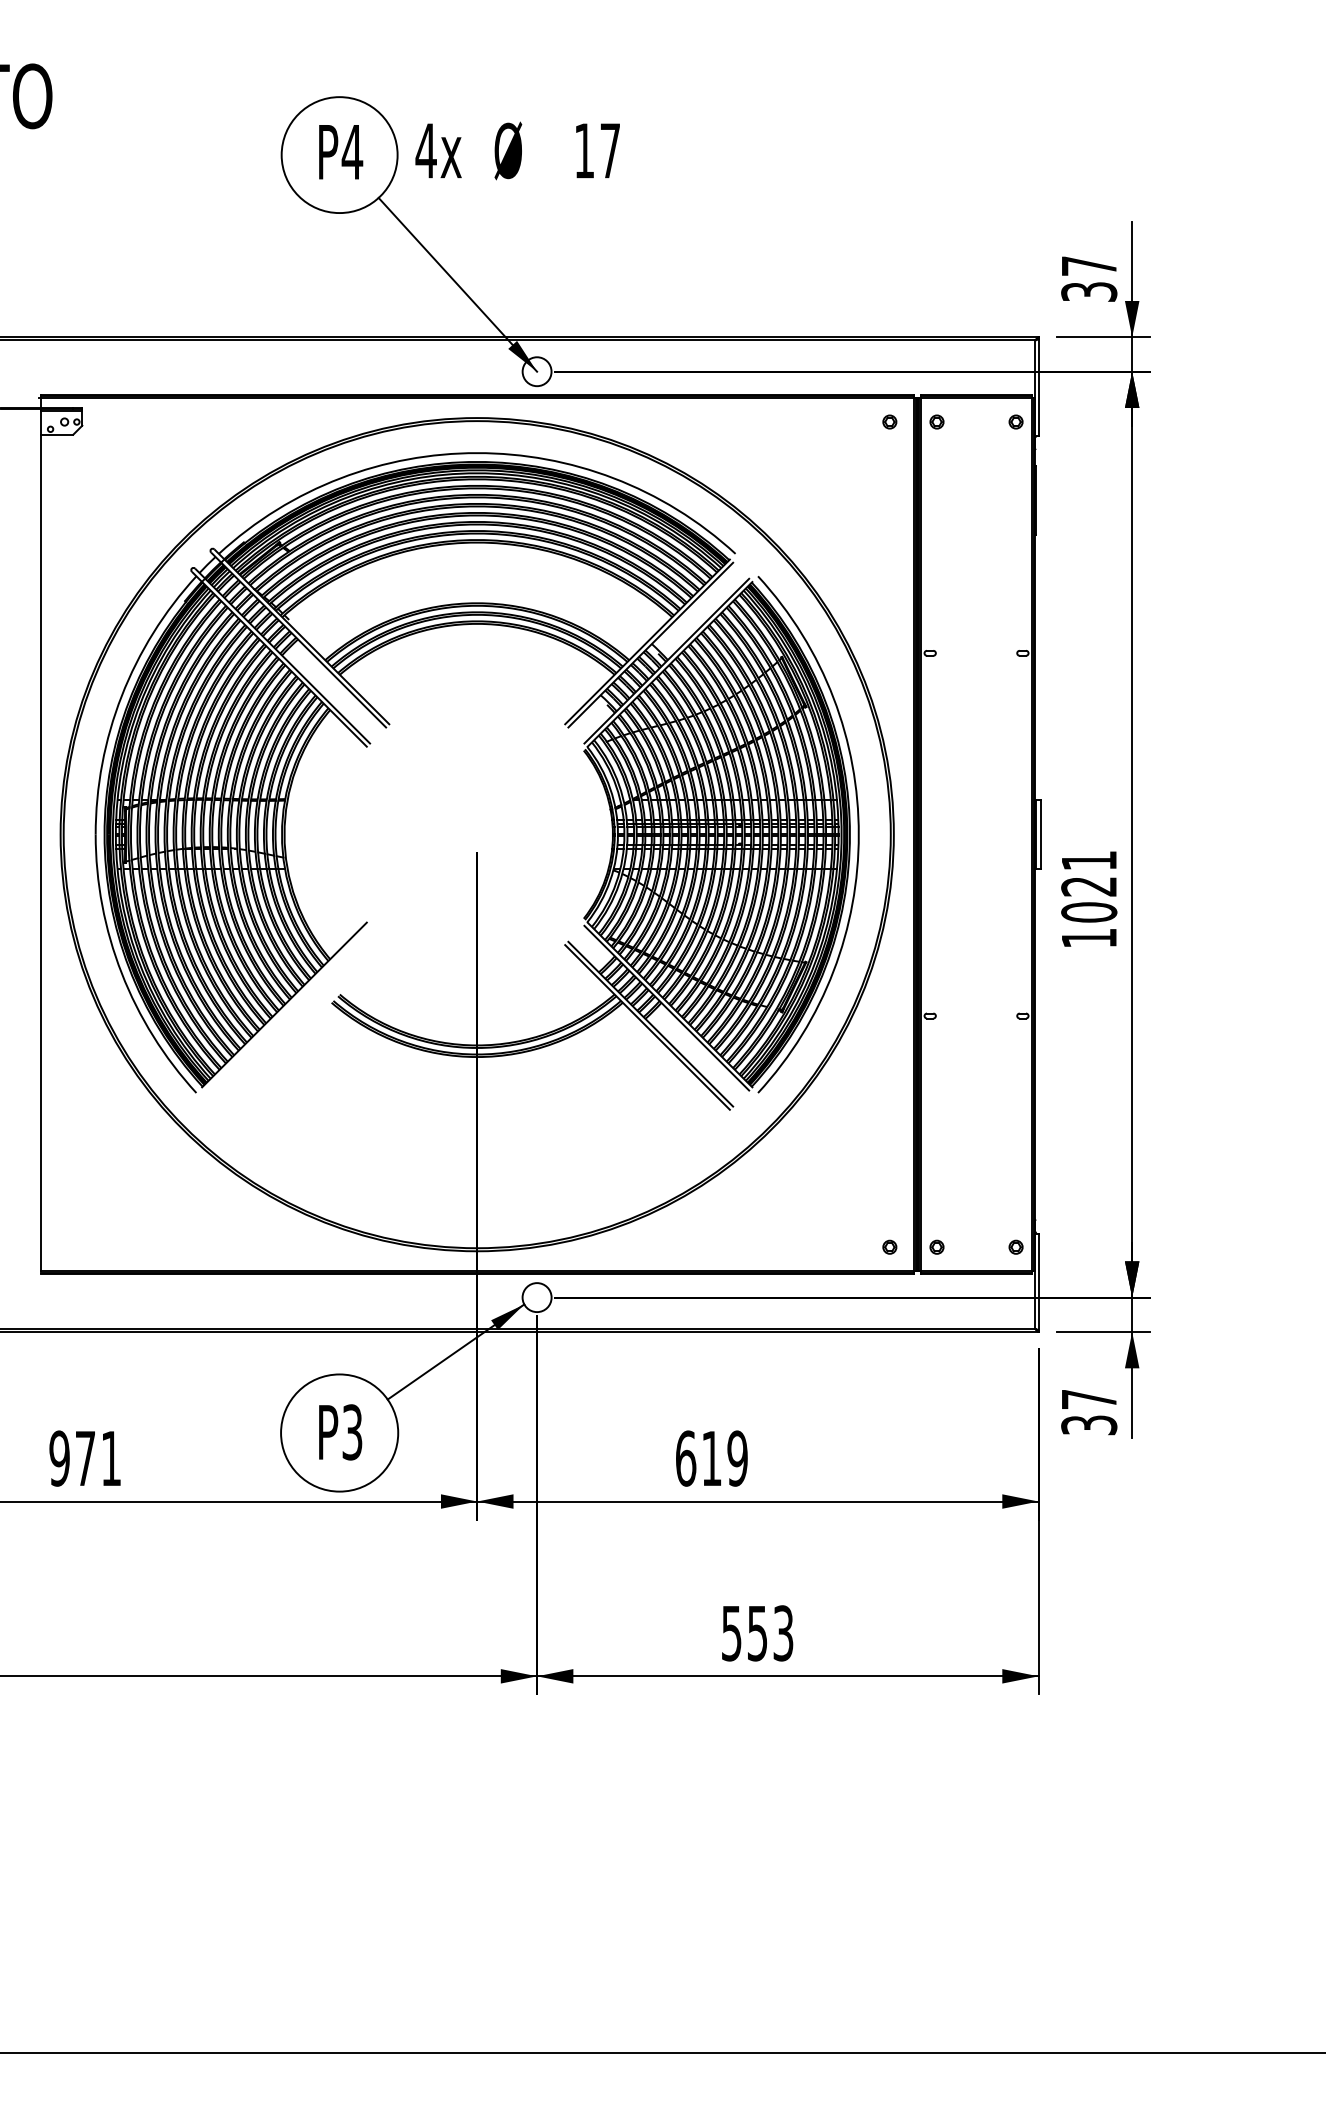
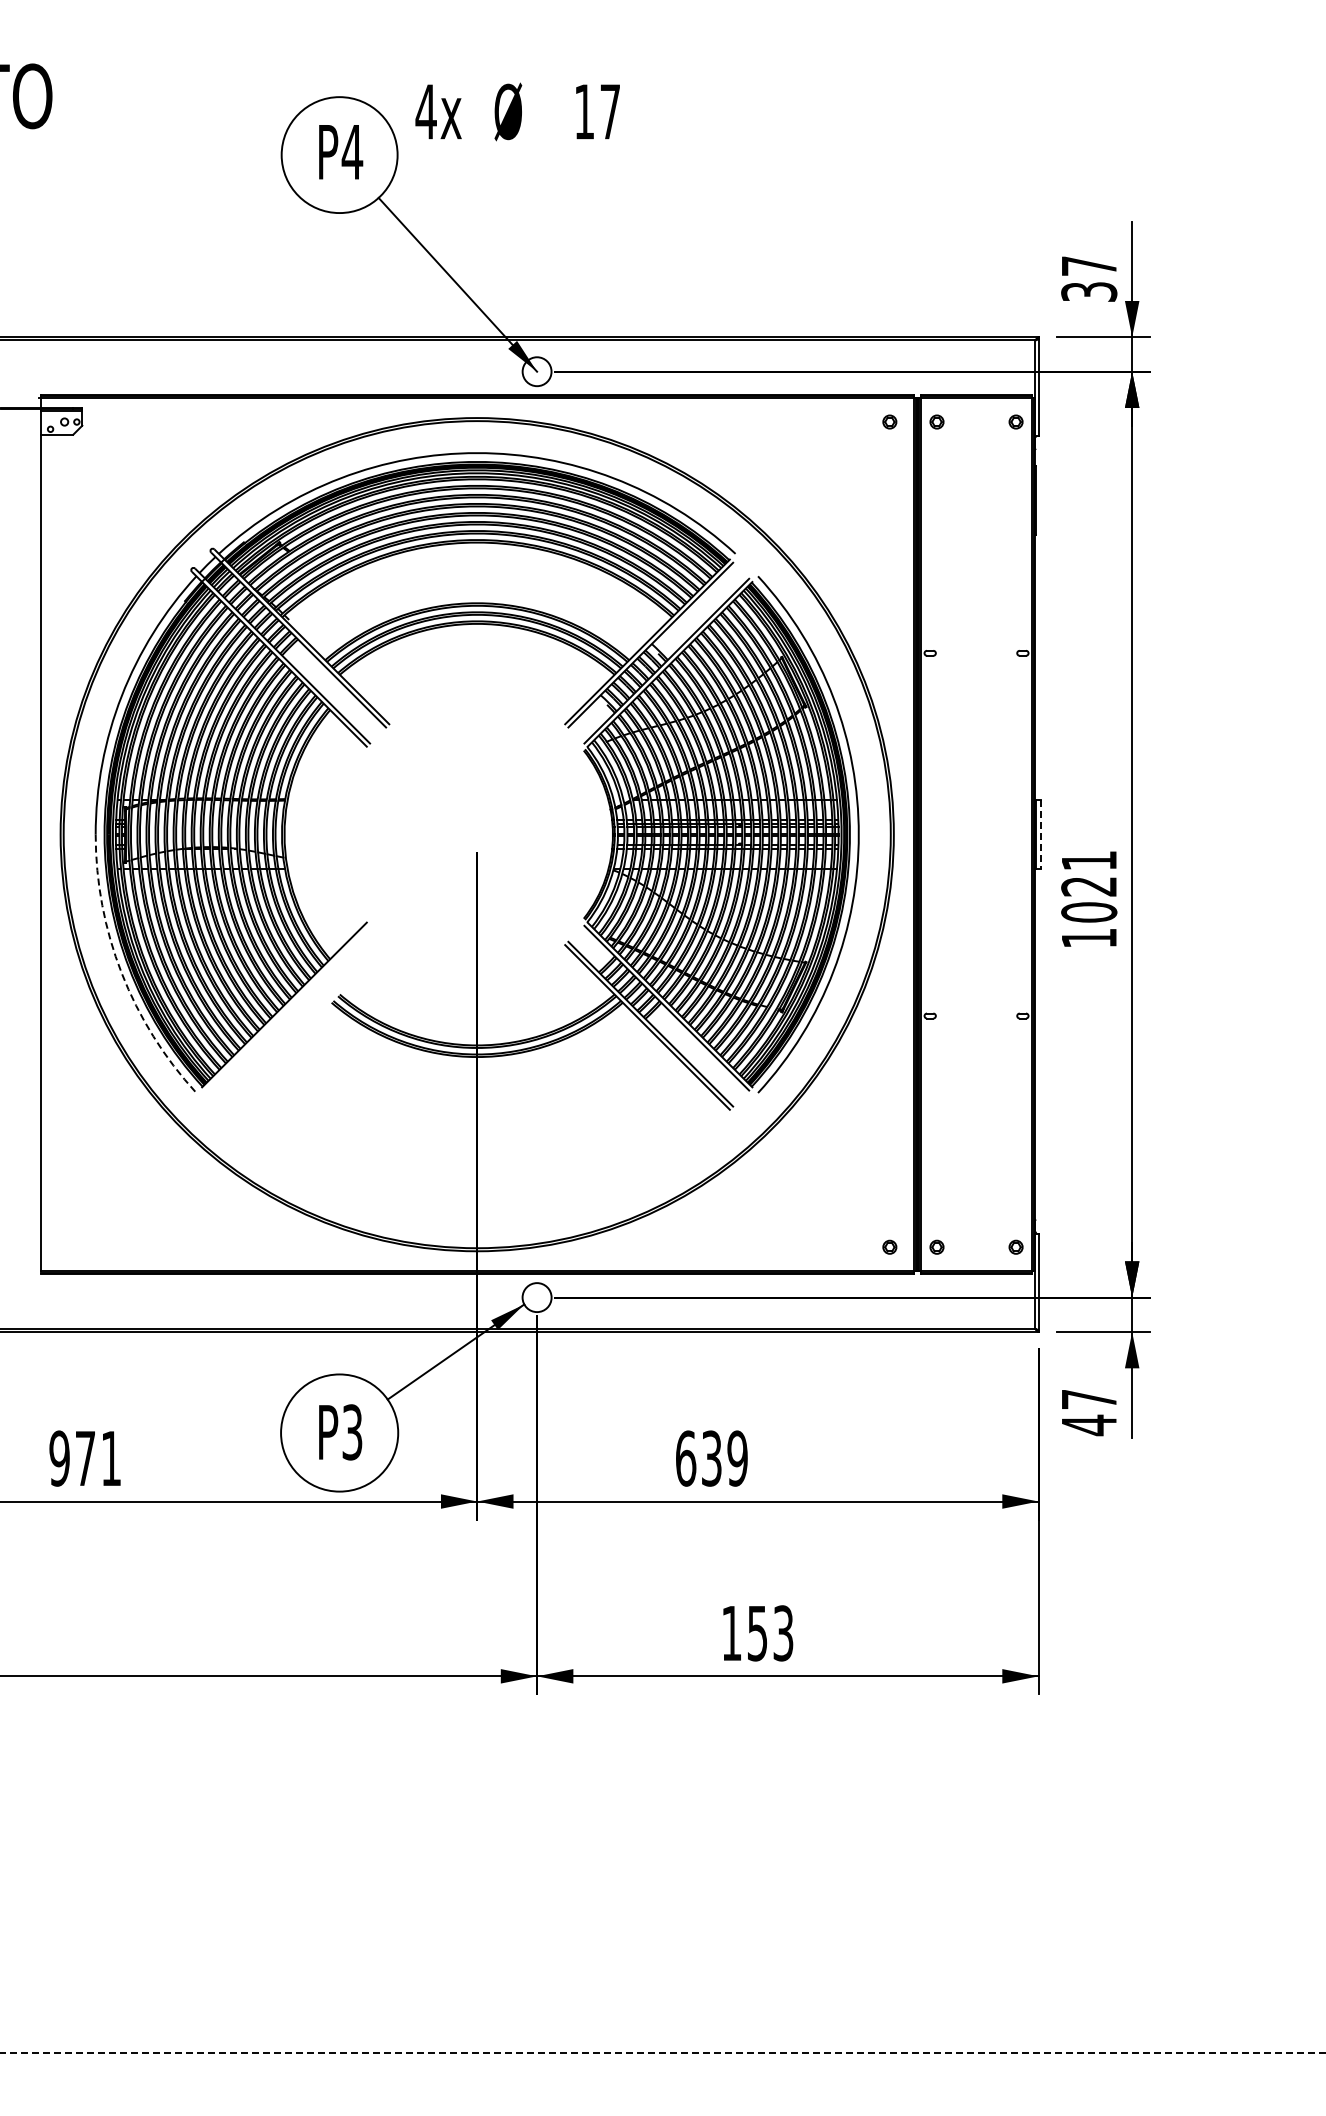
text position: (517, 150) -> (517, 111) (517, 111)
line: solid -> dashed (1040, 835)
arc: solid -> dashed (121, 973)
text: 37 -> 47 (1089, 1425)
text: 619 -> 639 (711, 1458)
text: 553 -> 153 (731, 1633)
line: solid -> dashed (663, 2052)
